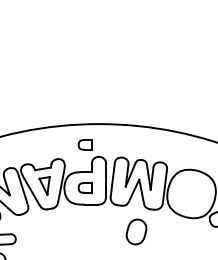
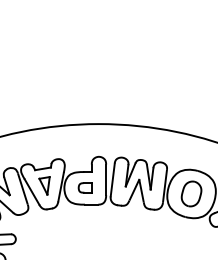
part: present -> none (84, 144)
part position: (136, 231) -> (191, 193) (191, 193)
